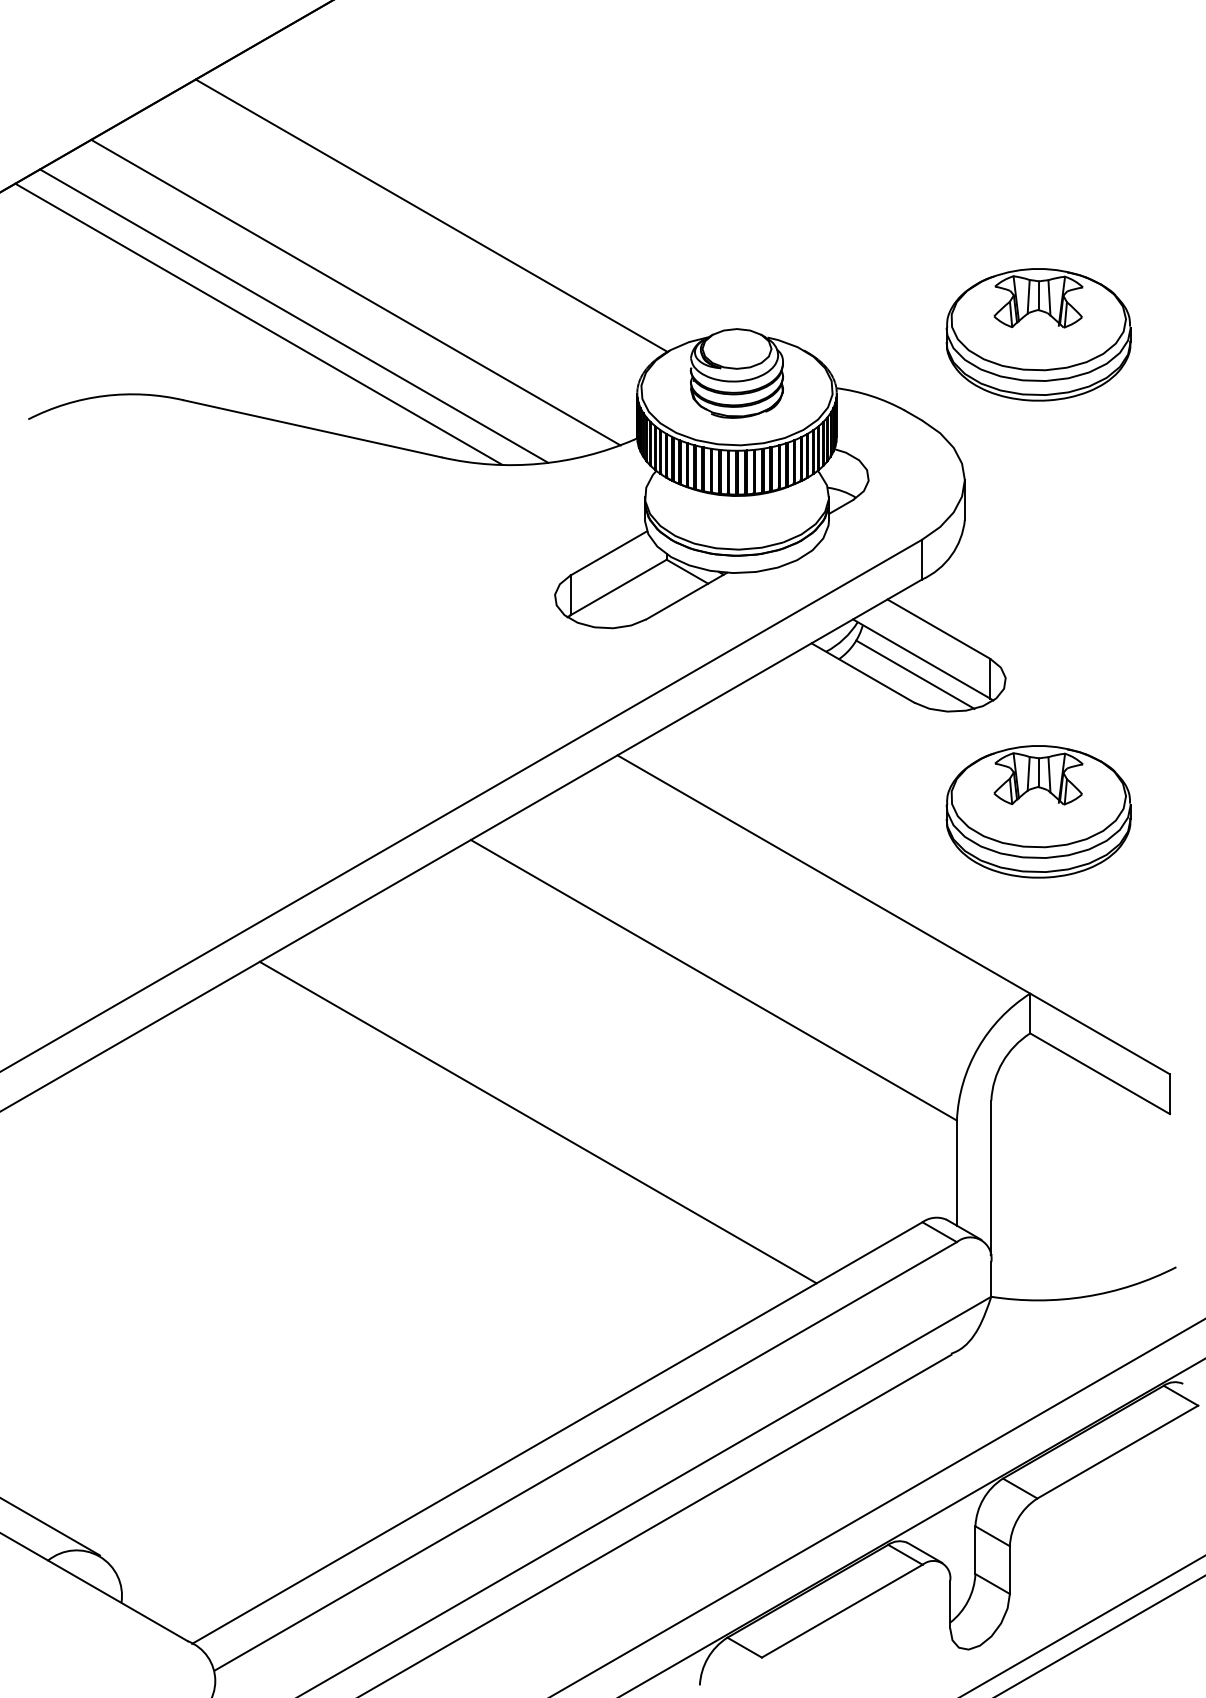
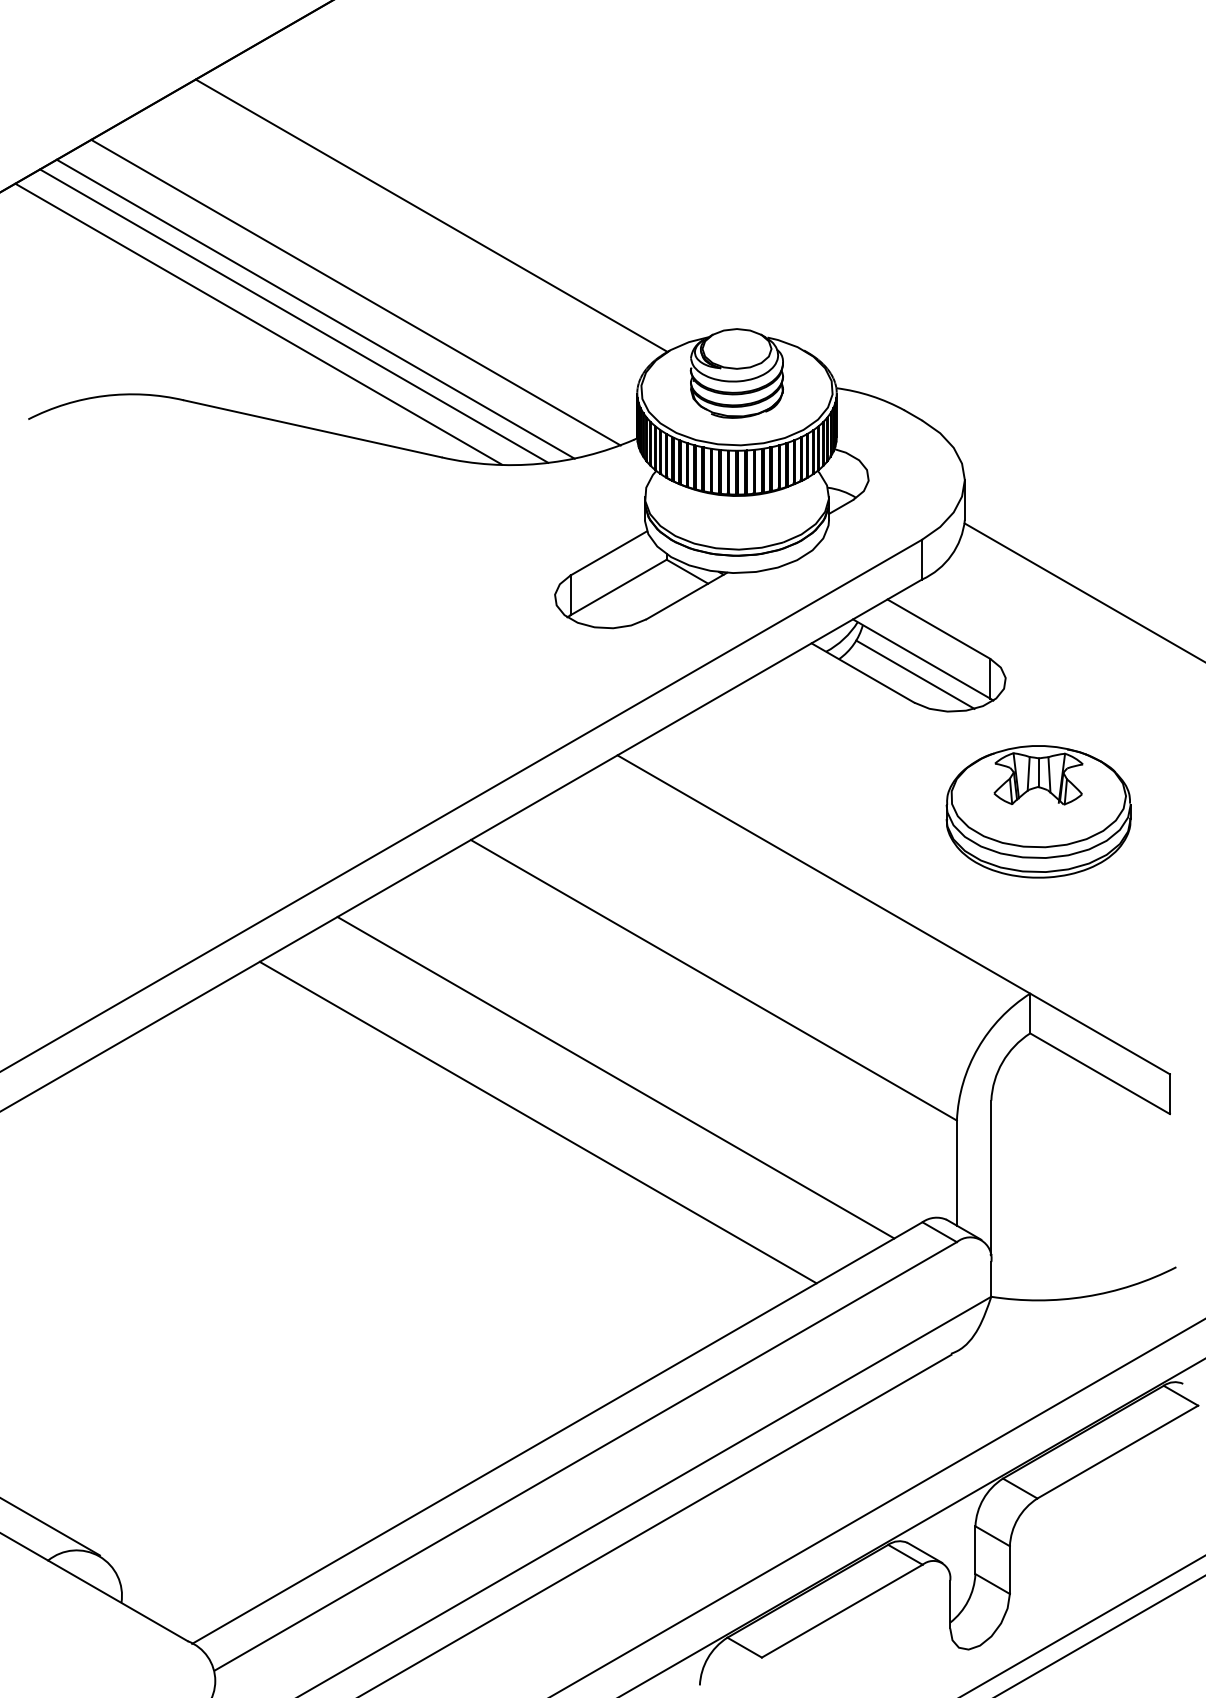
line: none -> present (315, 308)
part: present -> none (1038, 334)
line: none -> present (1083, 591)
line: none -> present (615, 1077)
